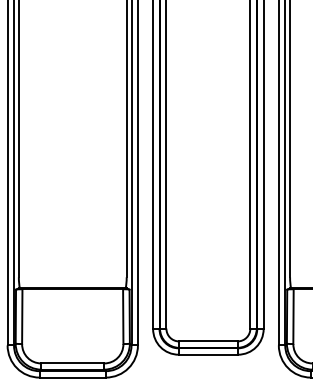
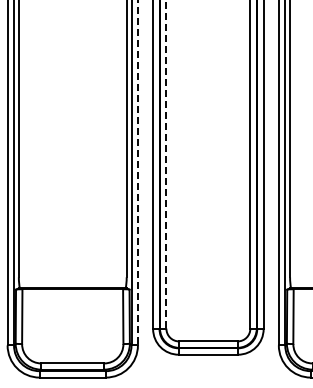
line: solid -> dashed (166, 164)
line: solid -> dashed (137, 173)
